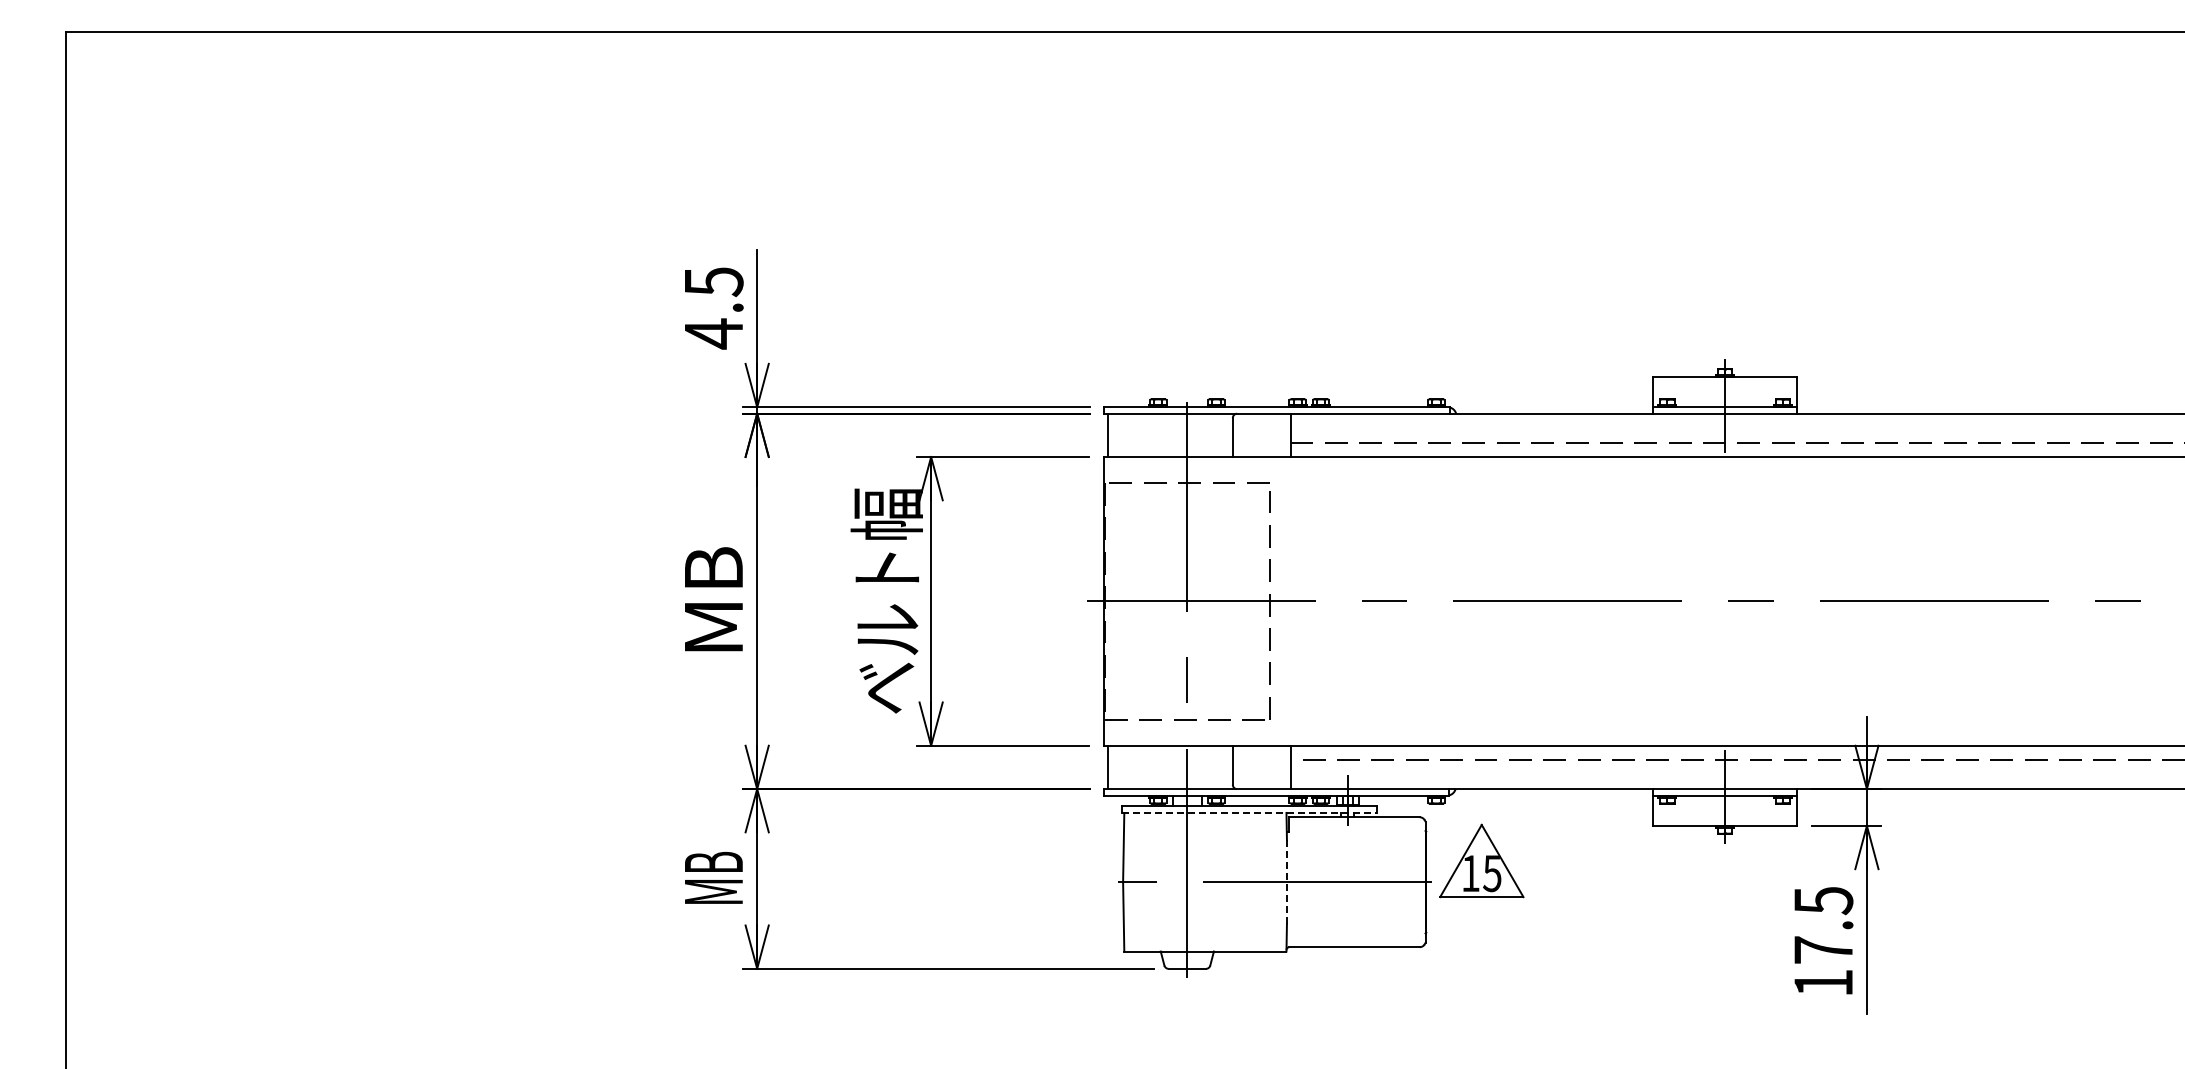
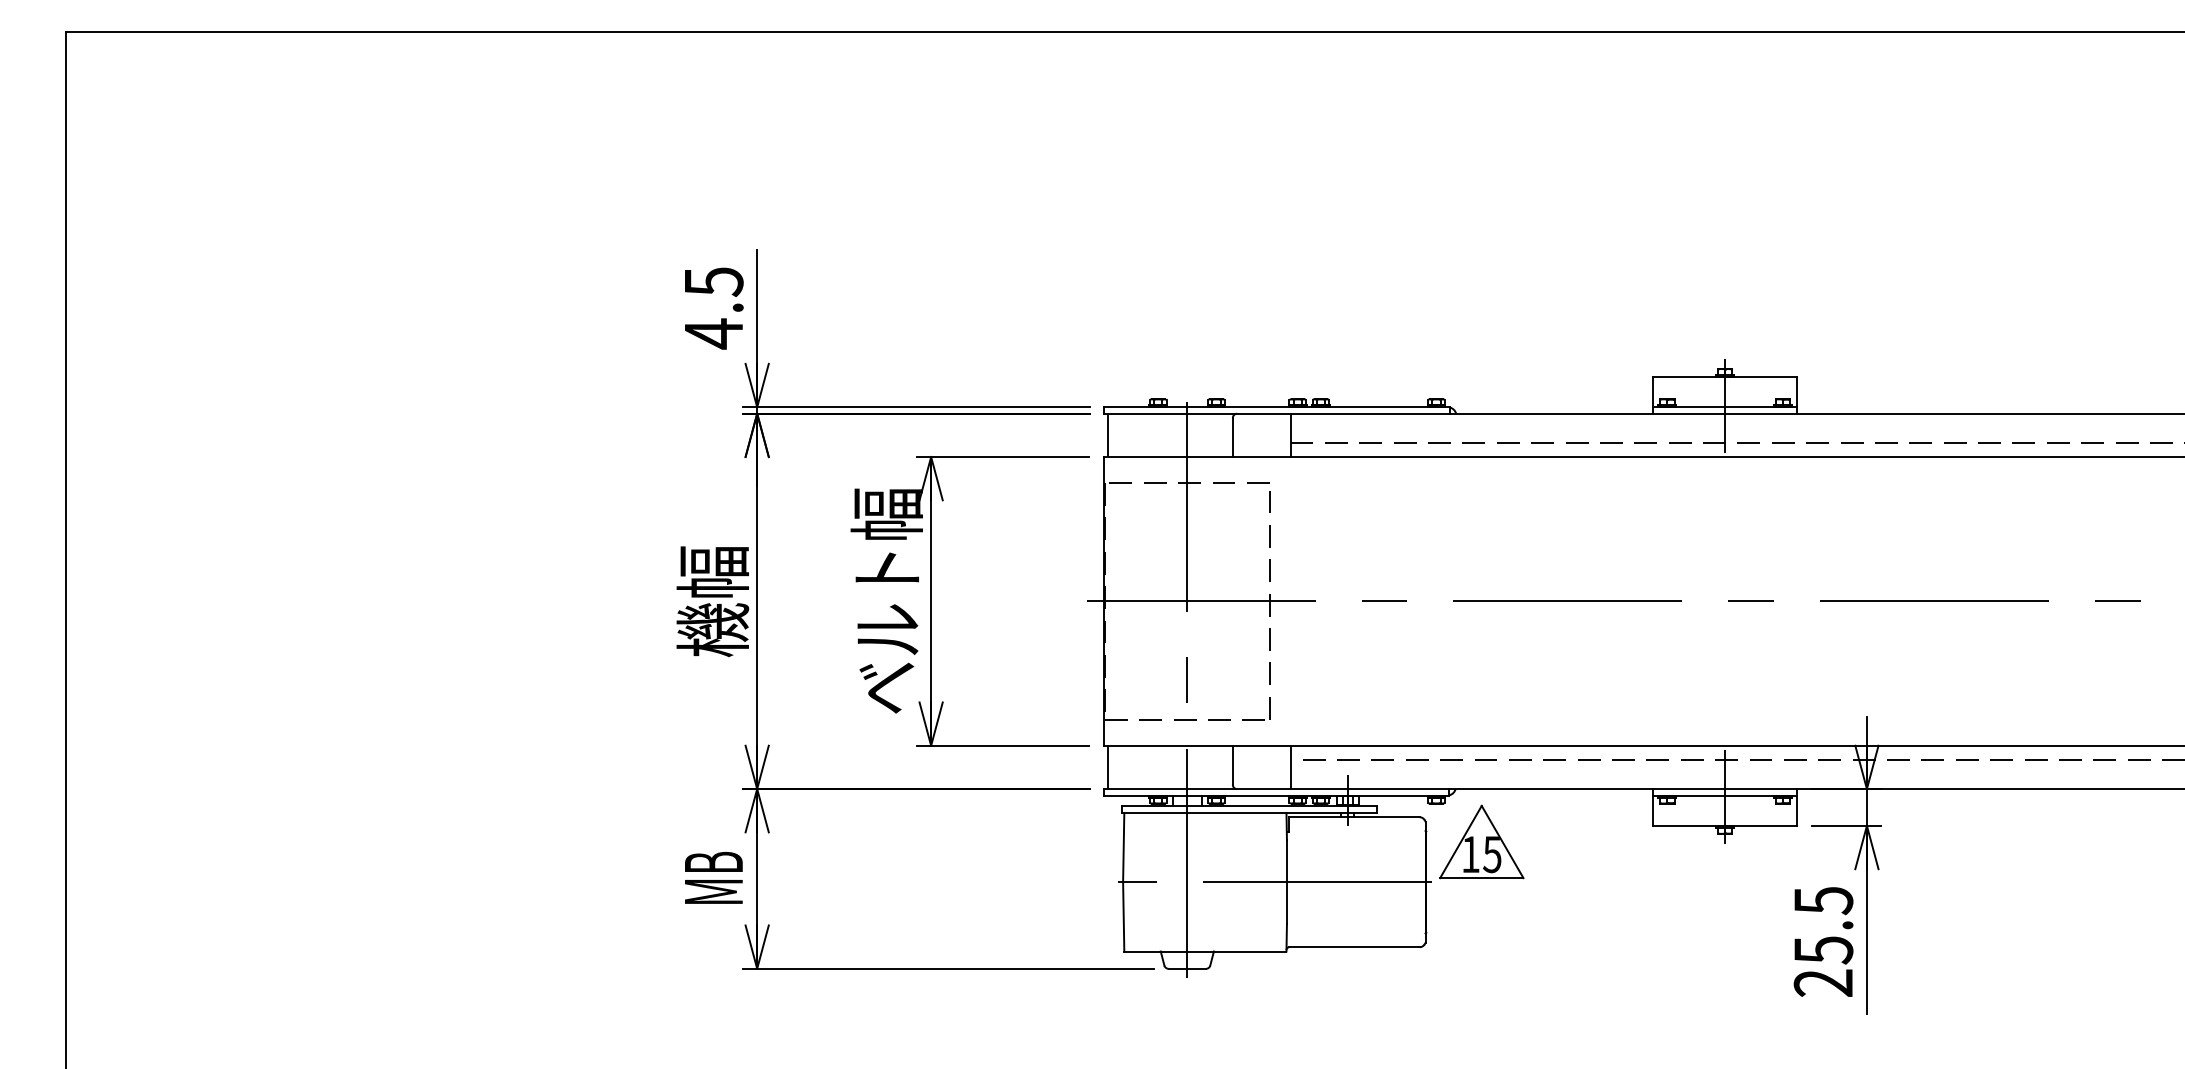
text: MB -> 機幅 (712, 601)
line: dashed -> solid (1249, 812)
part position: (1481, 860) -> (1481, 841) (1481, 841)
line: dashed -> solid (1286, 882)
text: 17.5 -> 25.5 (1823, 966)
